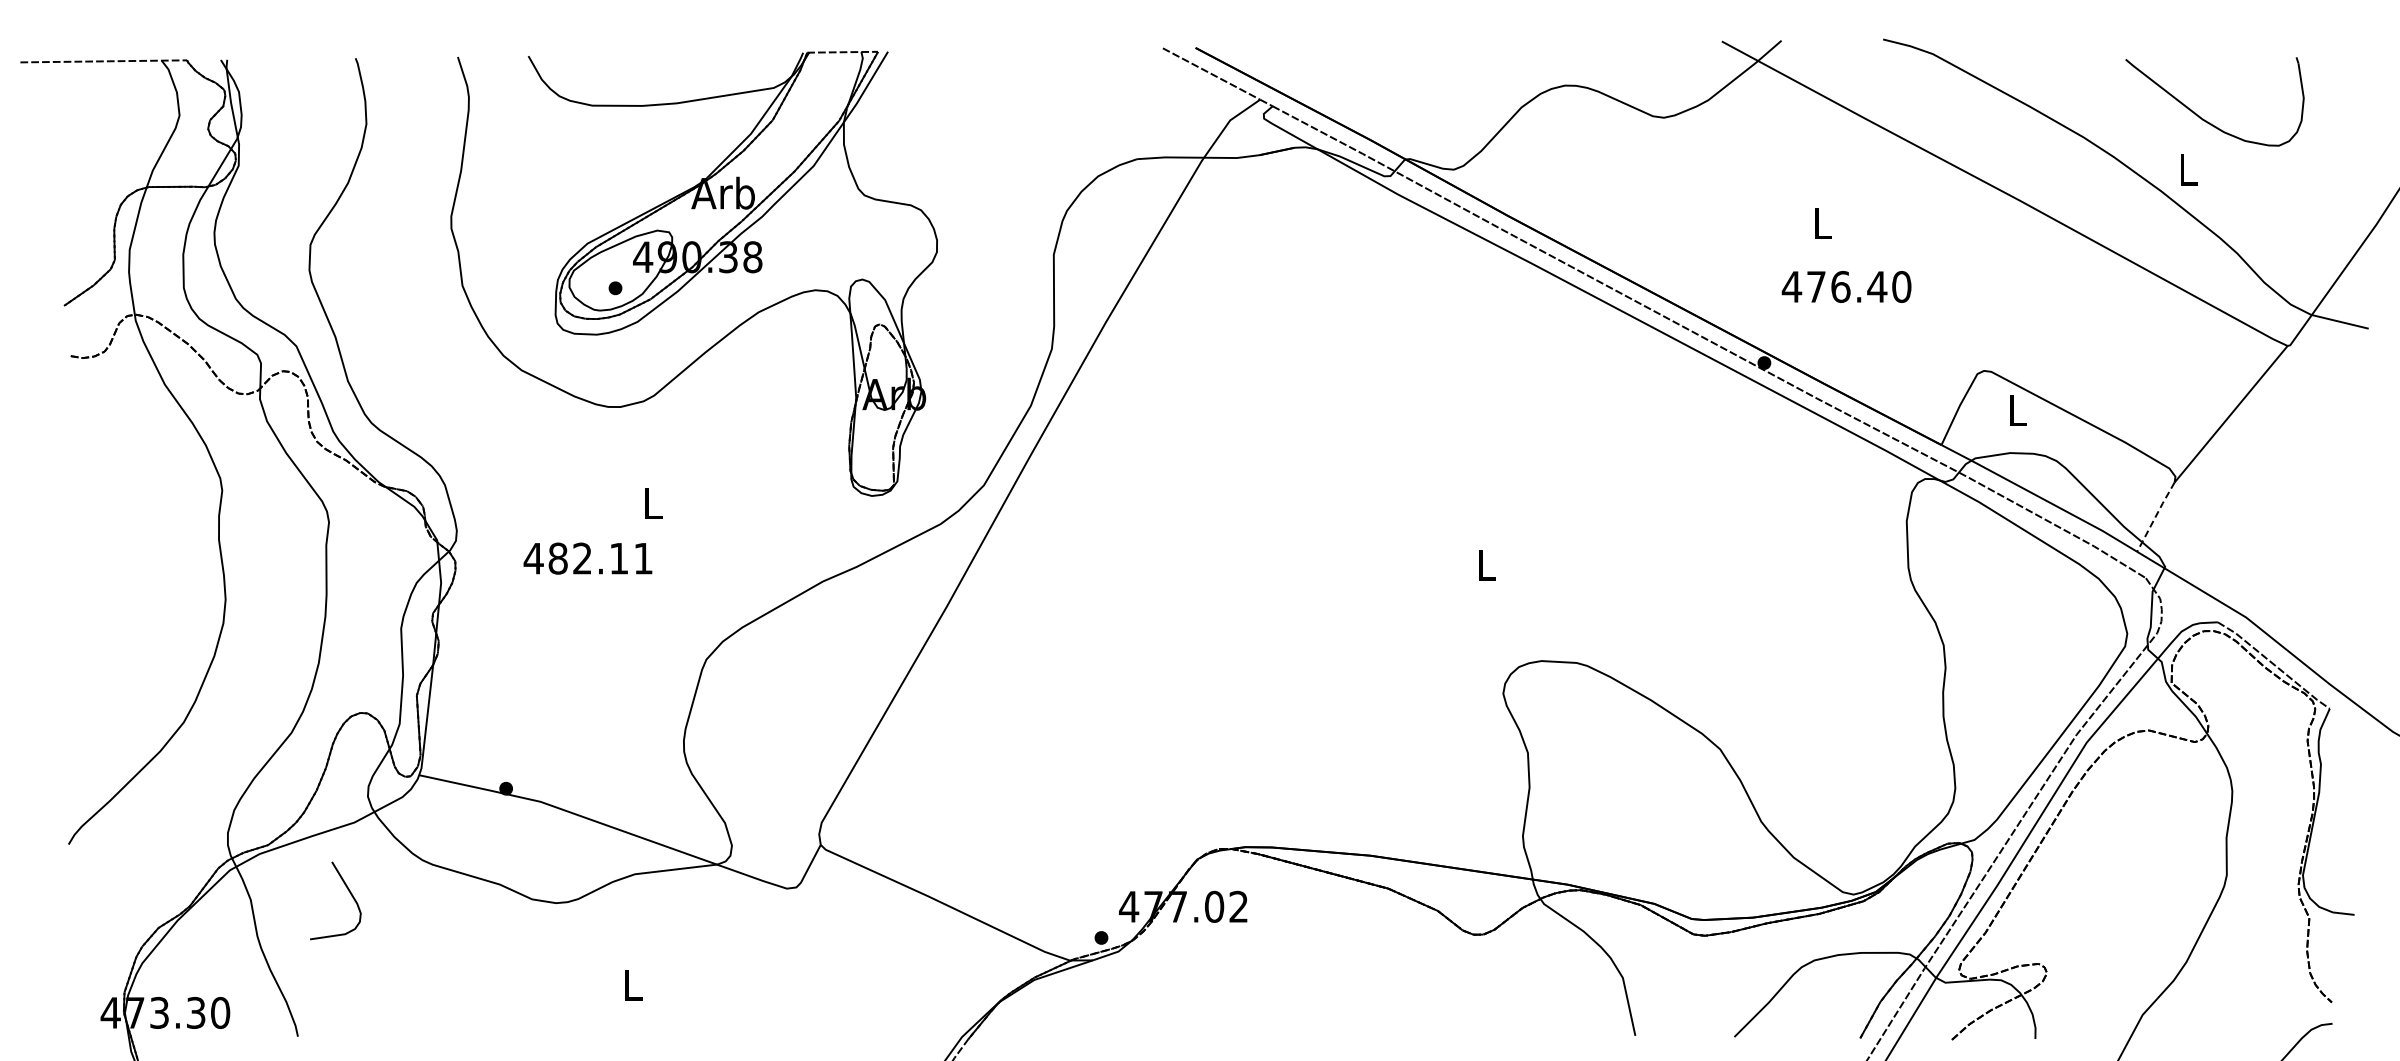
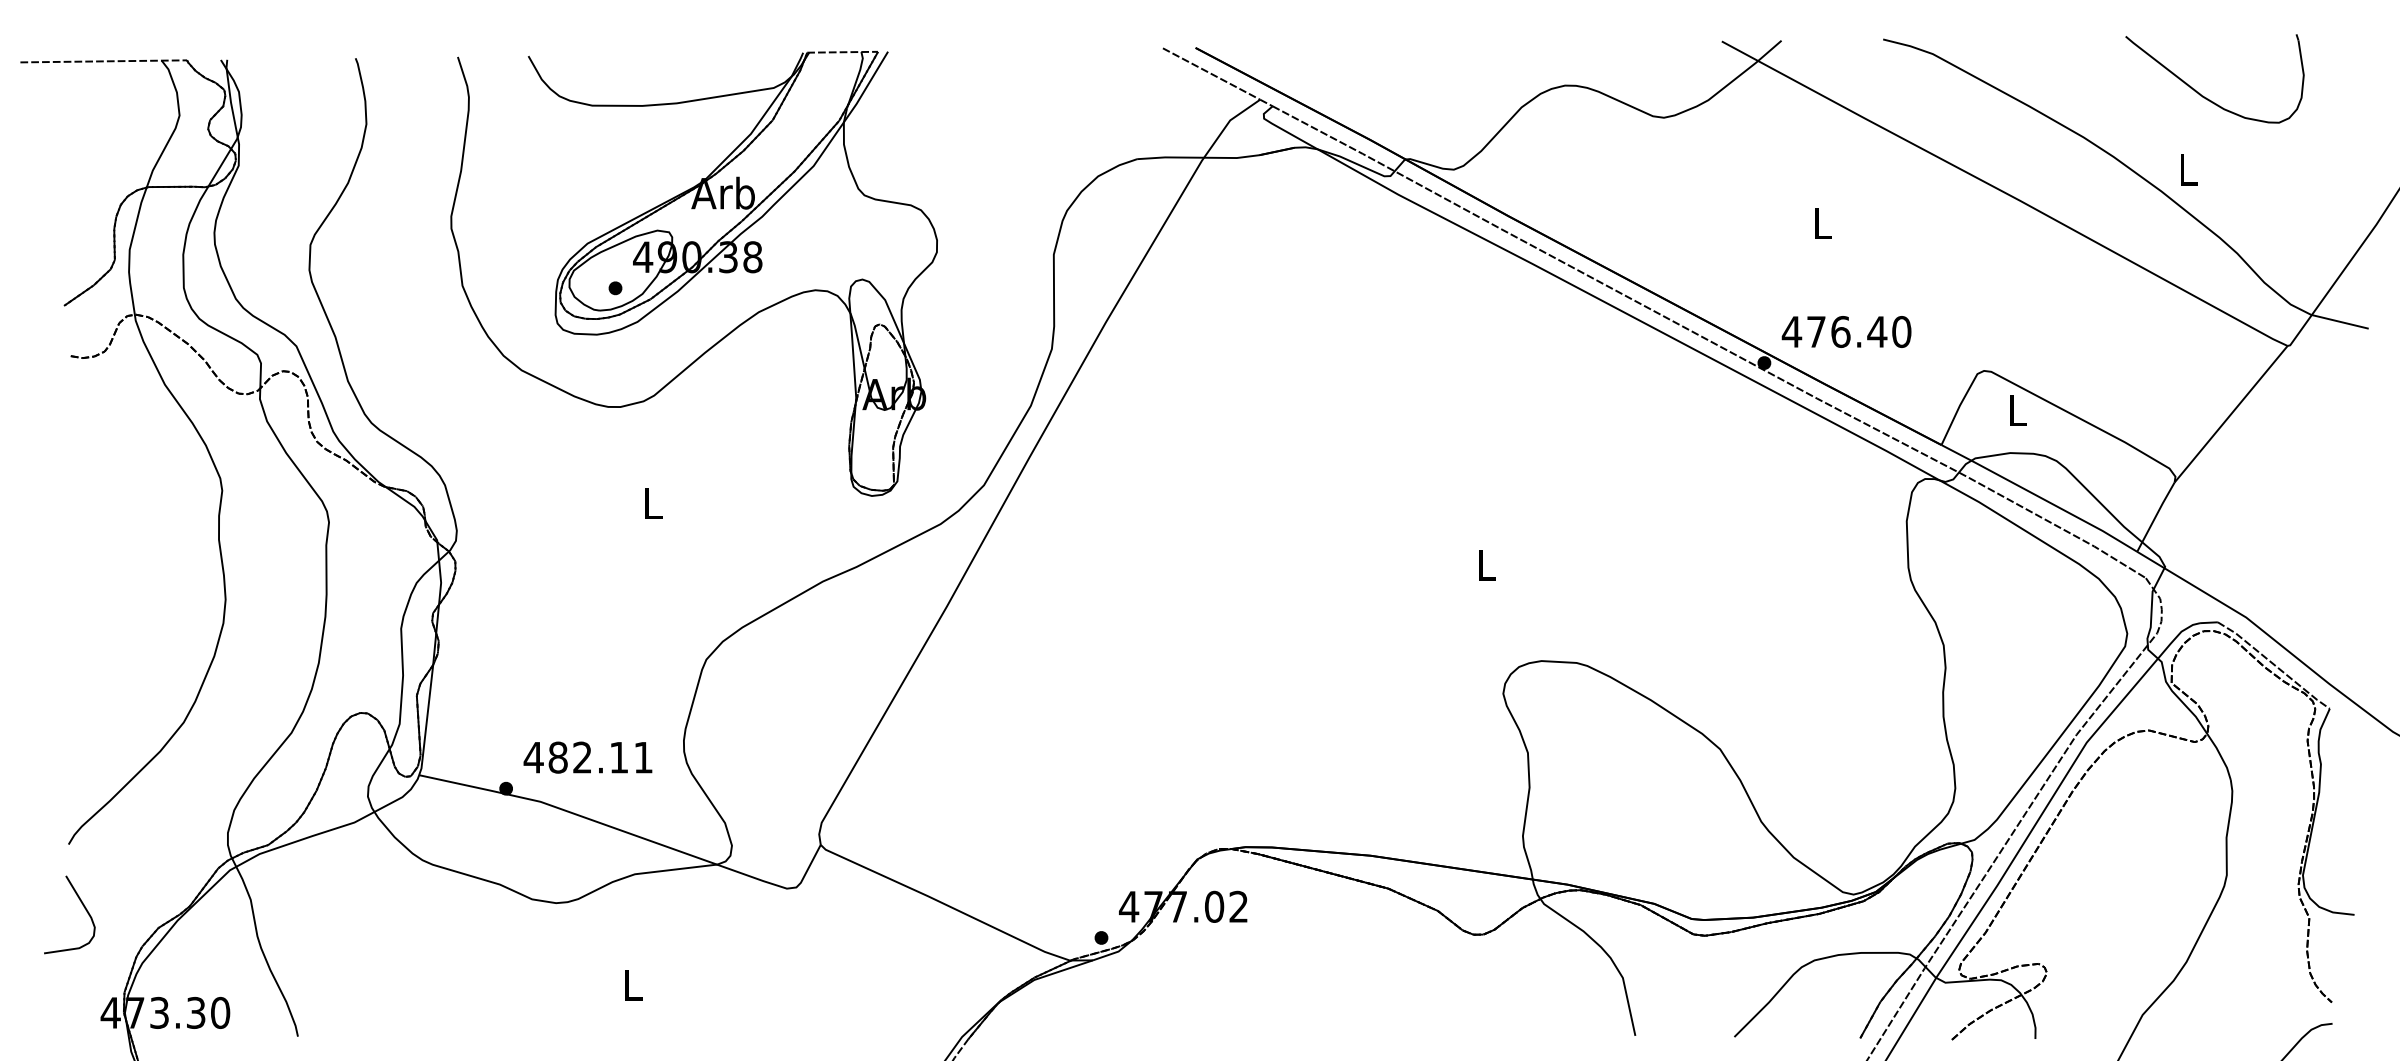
part position: (2203, 118) -> (2203, 95) (2203, 95)
text position: (1846, 286) -> (1846, 331) (1846, 331)
line: dashed -> solid (2155, 516)
text position: (587, 558) -> (587, 757) (587, 757)
curve position: (348, 891) -> (82, 905) (82, 905)
